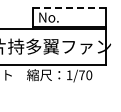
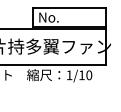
line: dashed -> solid (69, 8)
text: 1/70 -> 1/10 (81, 75)
